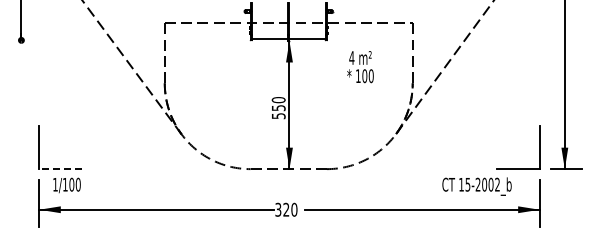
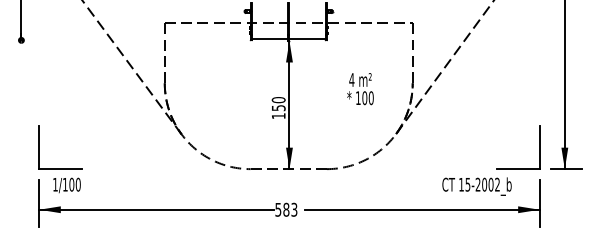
text position: (360, 67) -> (360, 89) (360, 89)
text: 550 -> 150 (278, 116)
line: dashed -> solid (60, 169)
text: 320 -> 583 (286, 209)
